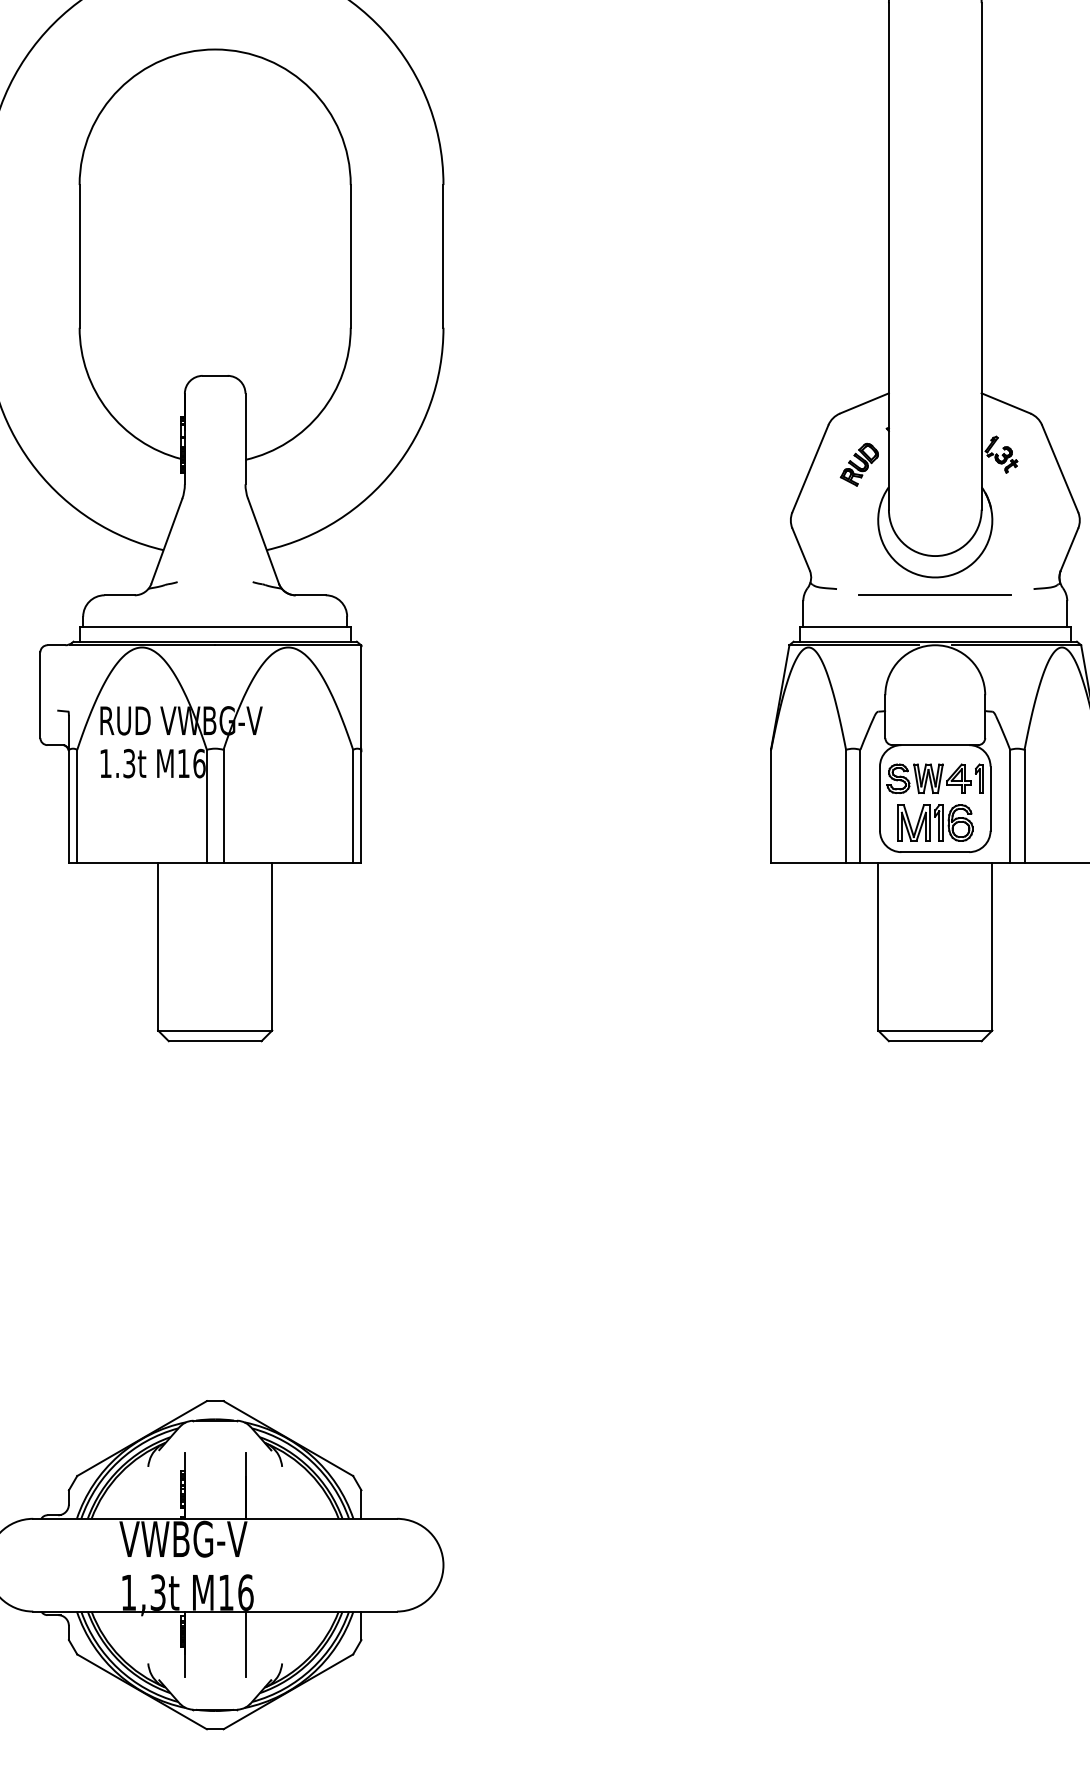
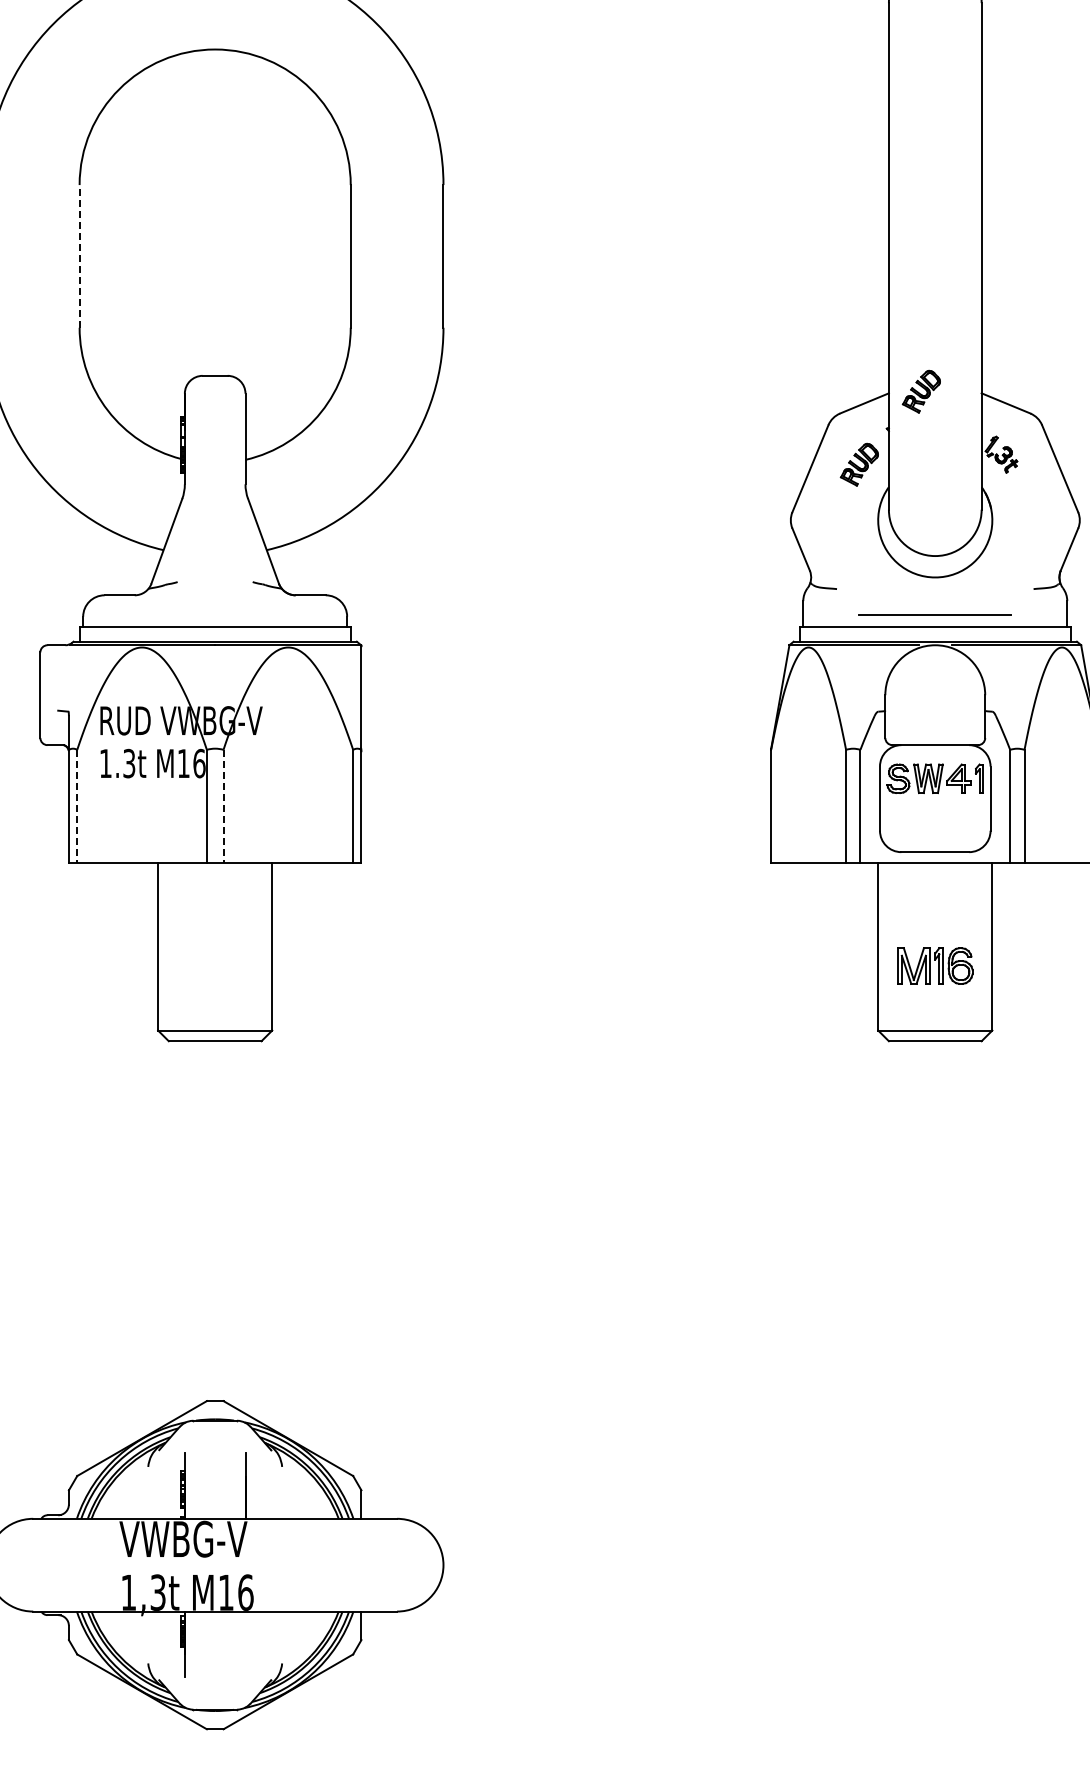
line: solid -> dashed (79, 255)
part: none -> present (920, 391)
line position: (934, 594) -> (934, 614) (934, 614)
line: solid -> dashed (77, 806)
line: solid -> dashed (223, 806)
part position: (935, 822) -> (935, 965) (935, 965)
line: present -> none (245, 1644)
